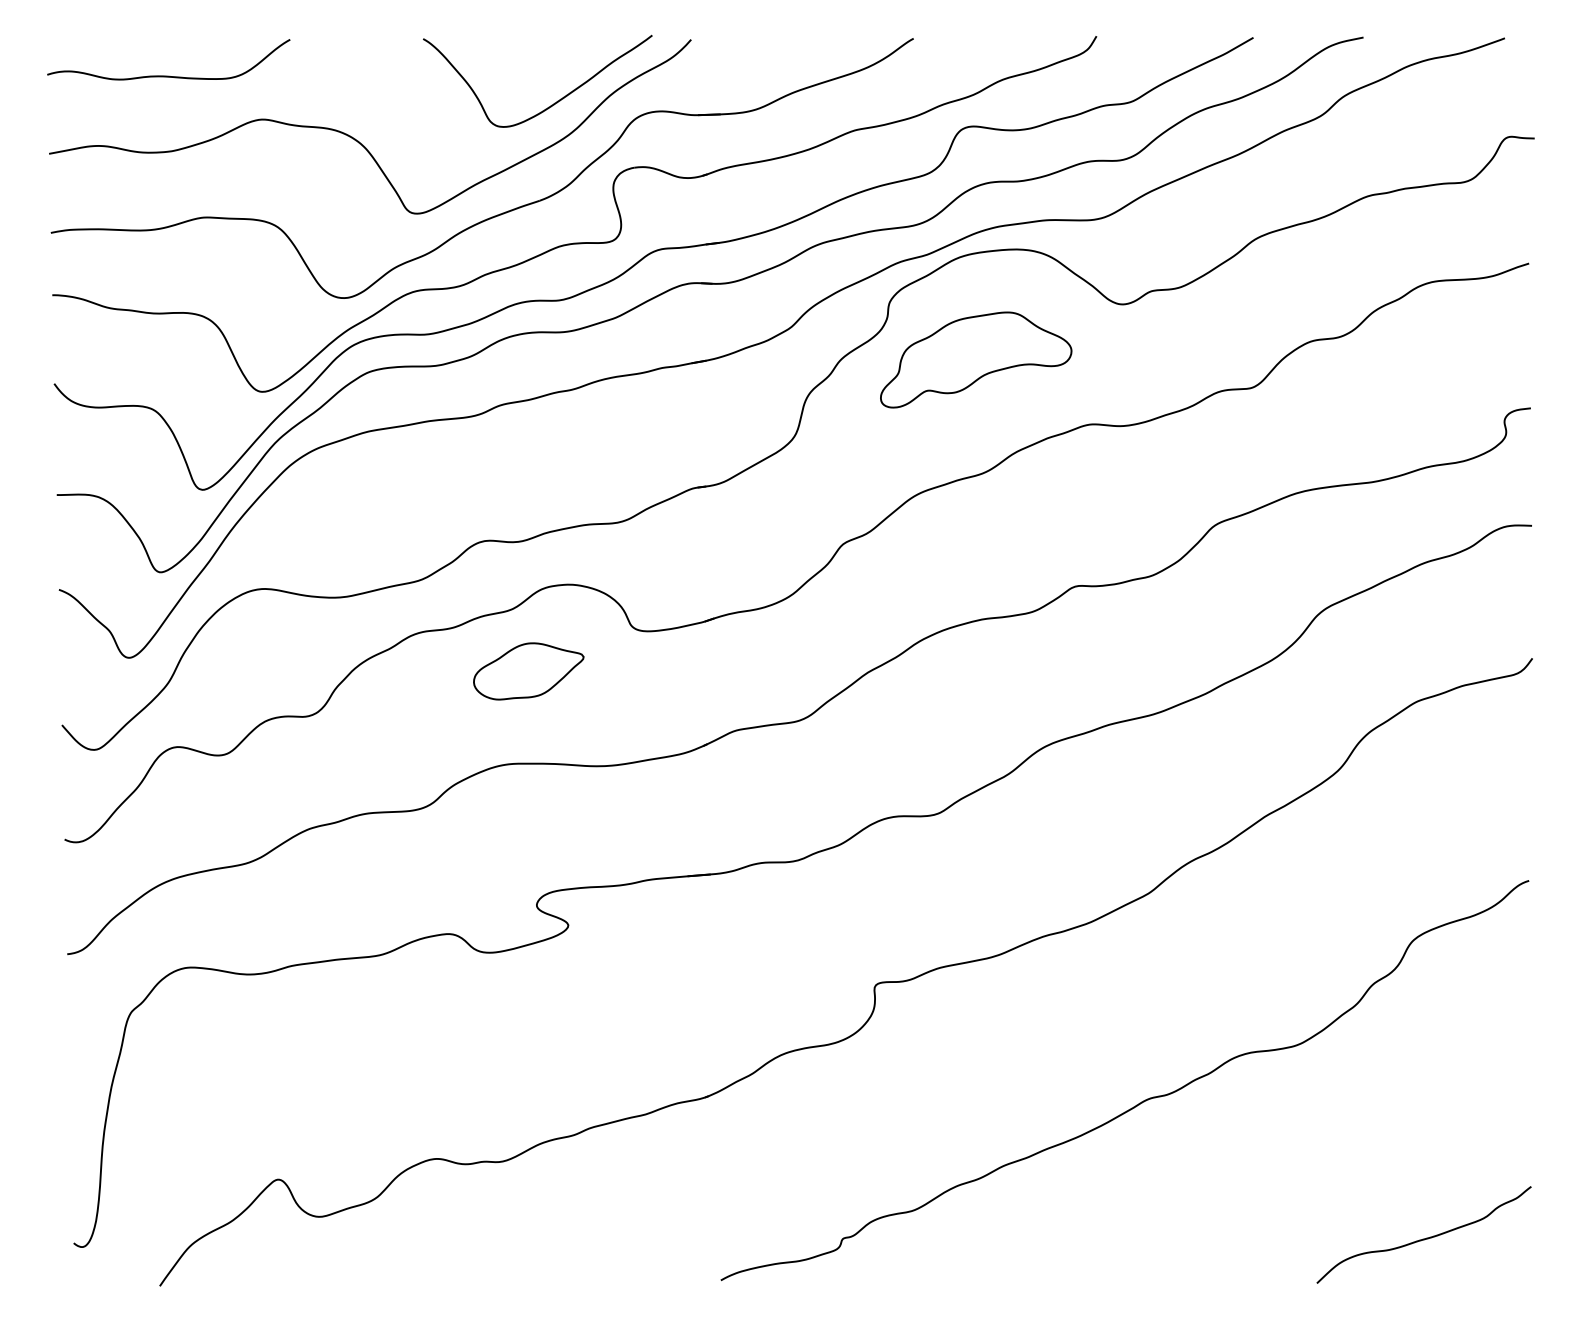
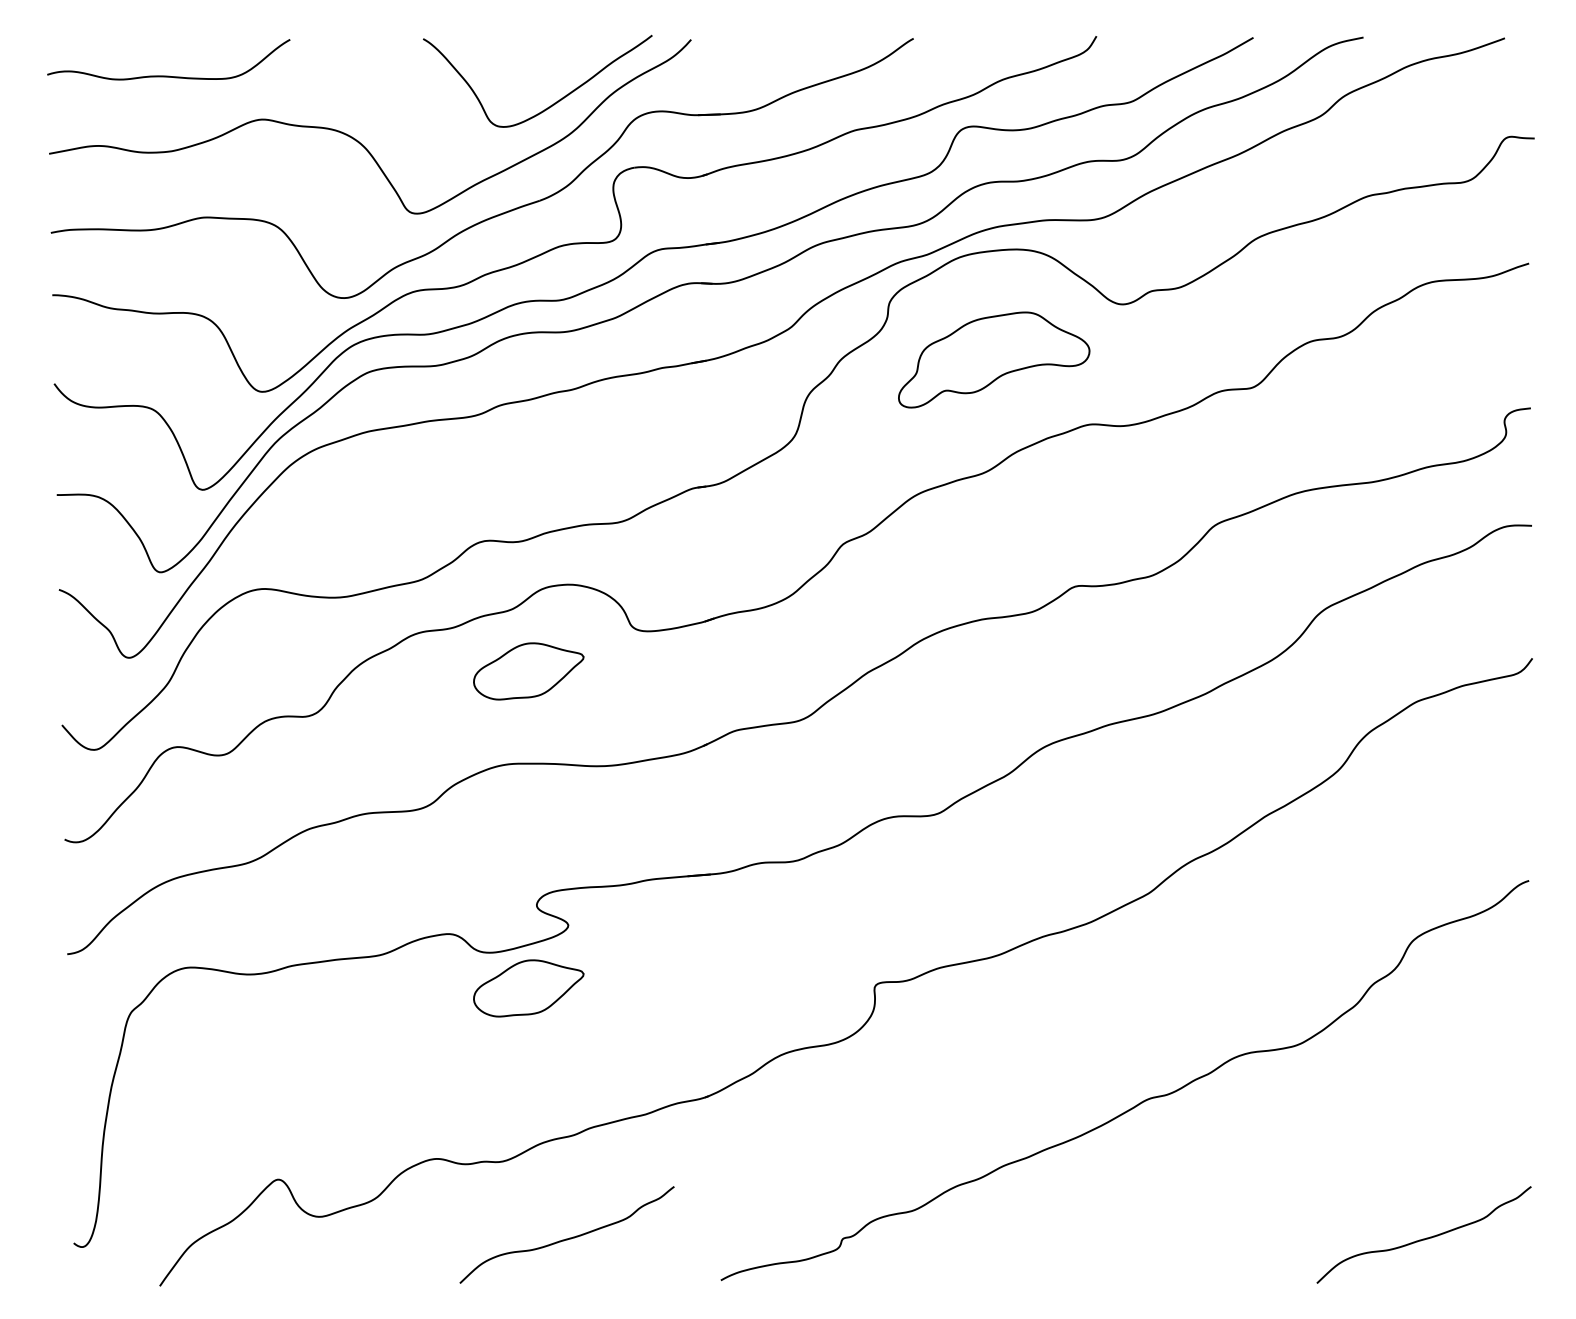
part position: (976, 359) -> (994, 359) (994, 359)
part: none -> present (528, 988)
curve: none -> present (566, 1238)
